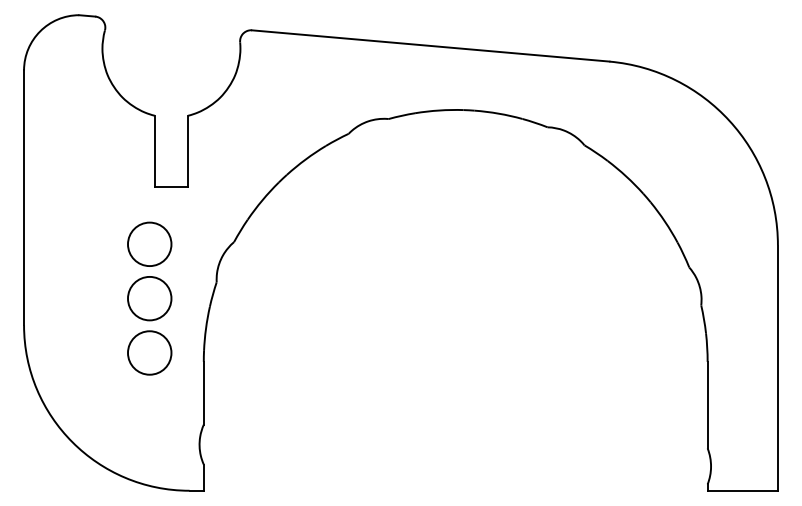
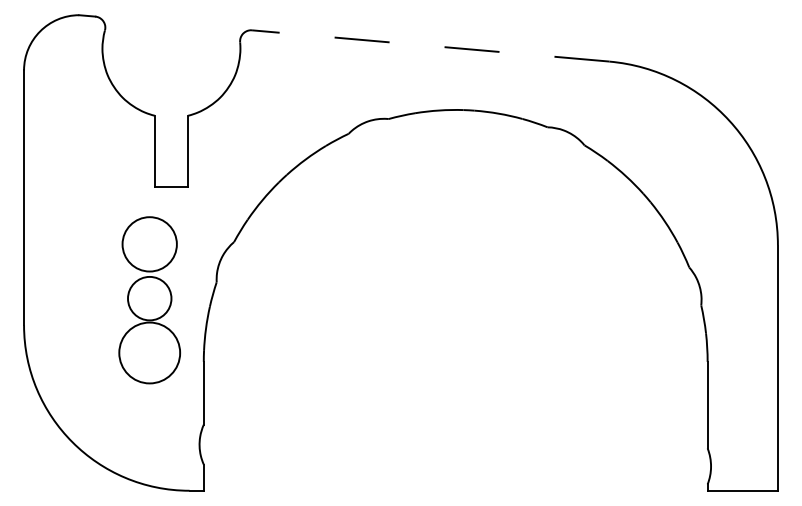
line: solid -> dashed (430, 45)
circle diameter: 43 px -> 54 px (149, 244)
circle diameter: 43 px -> 61 px (149, 352)
